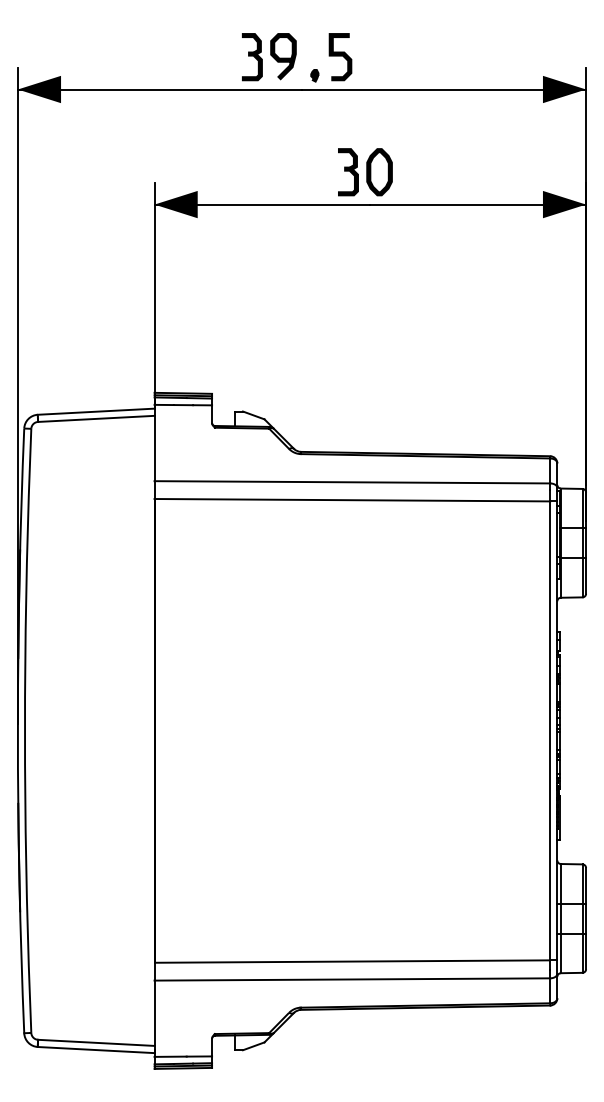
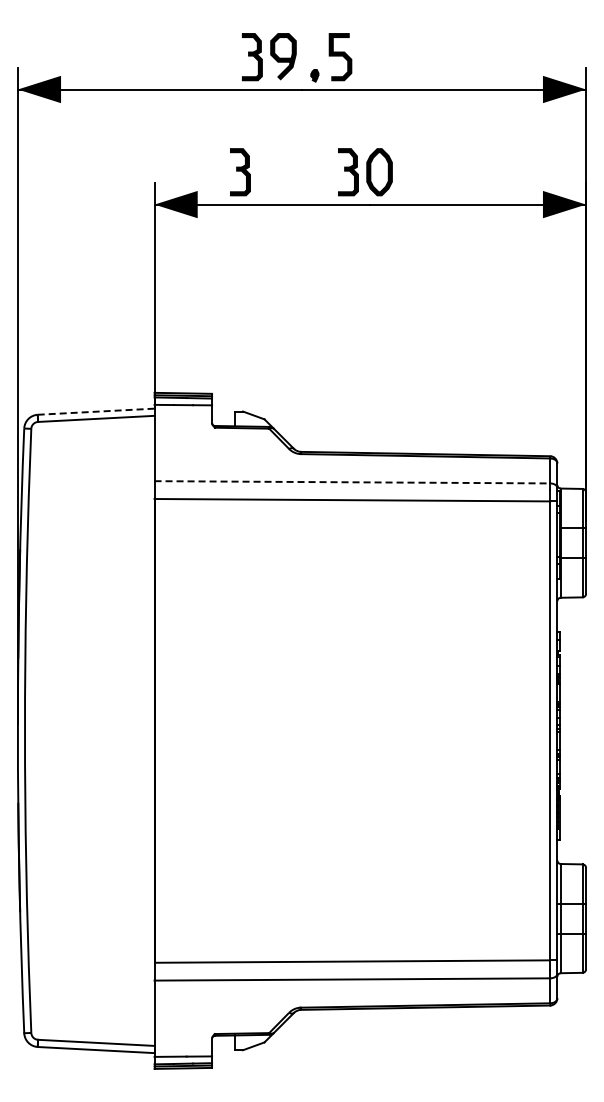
part: none -> present (240, 172)
line: solid -> dashed (95, 411)
line: solid -> dashed (352, 482)
